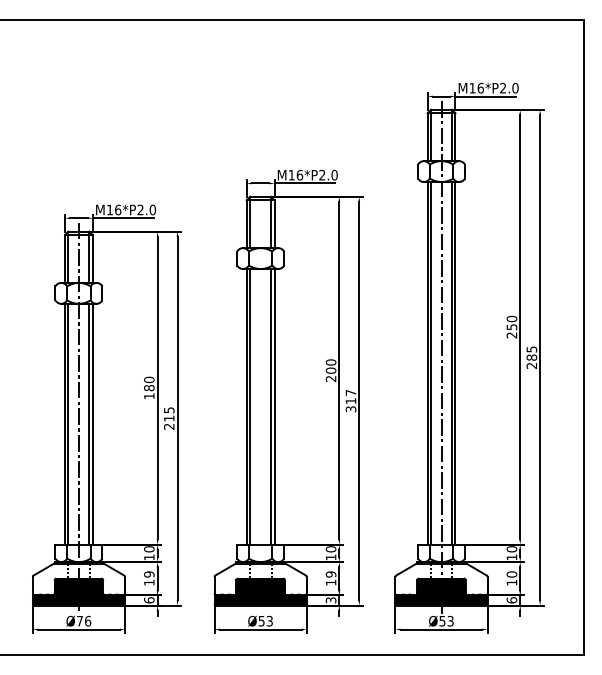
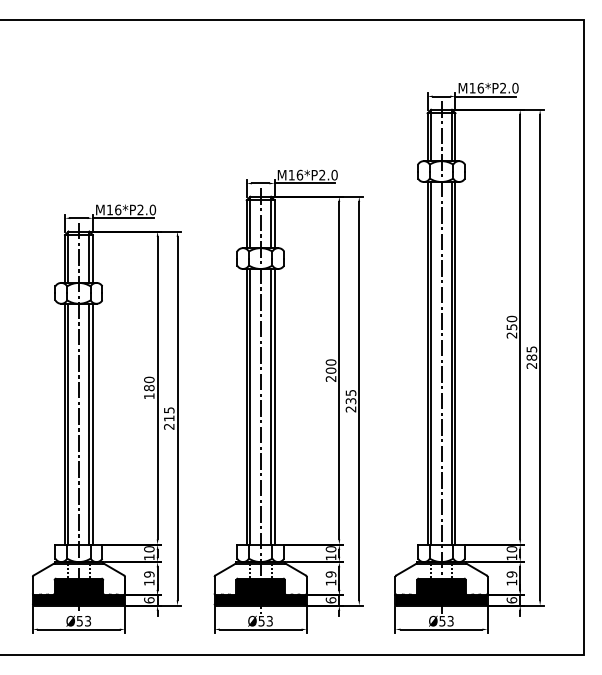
line: none -> present (260, 401)
text: 317 -> 235 (350, 401)
text: 10 -> 19 (512, 574)
text: 3 -> 6 (330, 600)
text: Ø76 -> Ø53 (83, 620)
